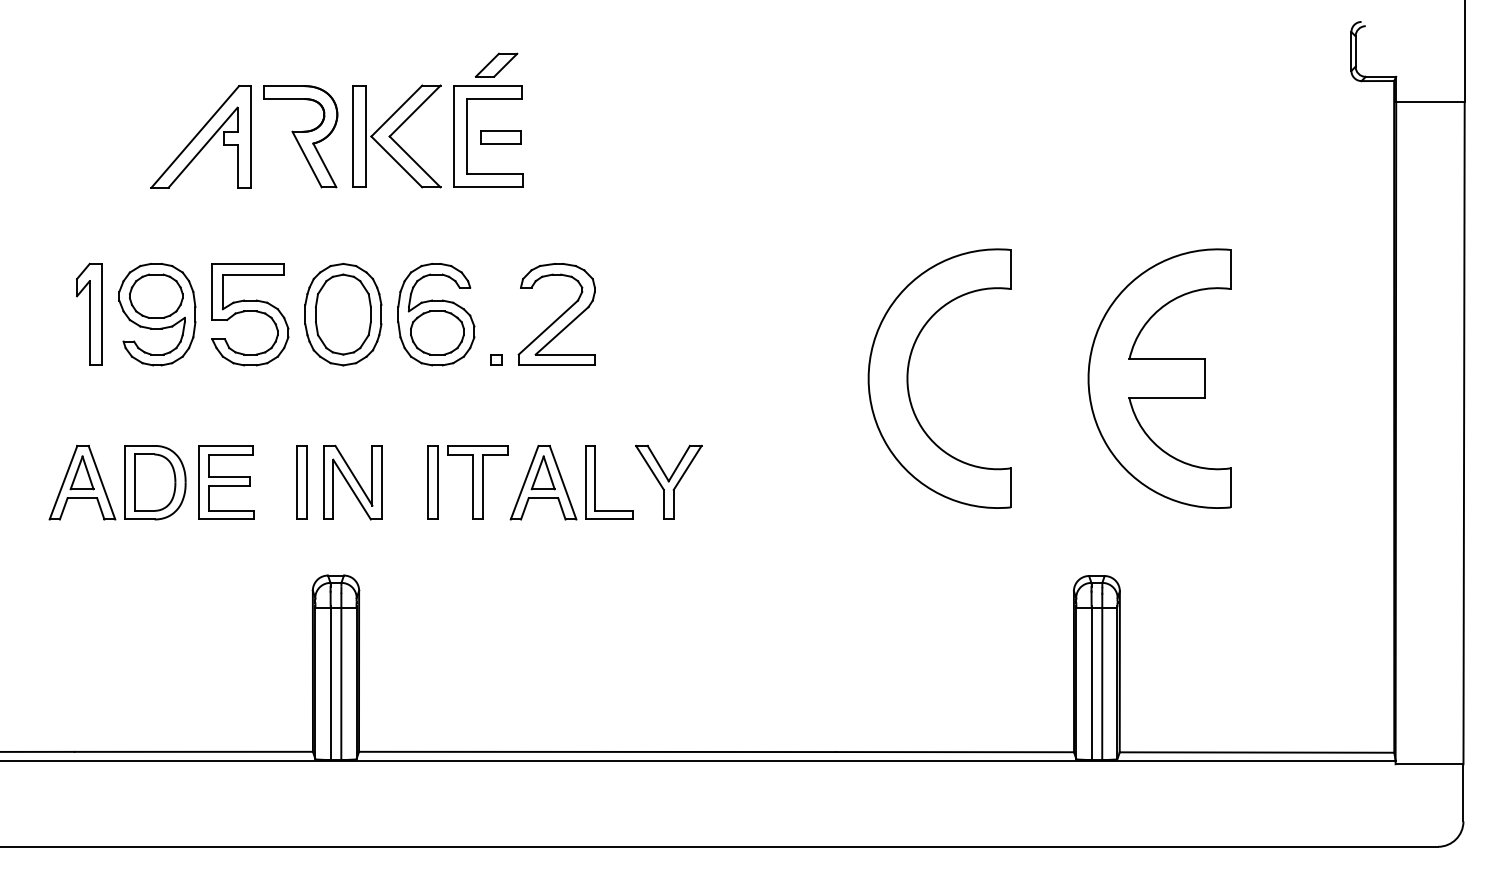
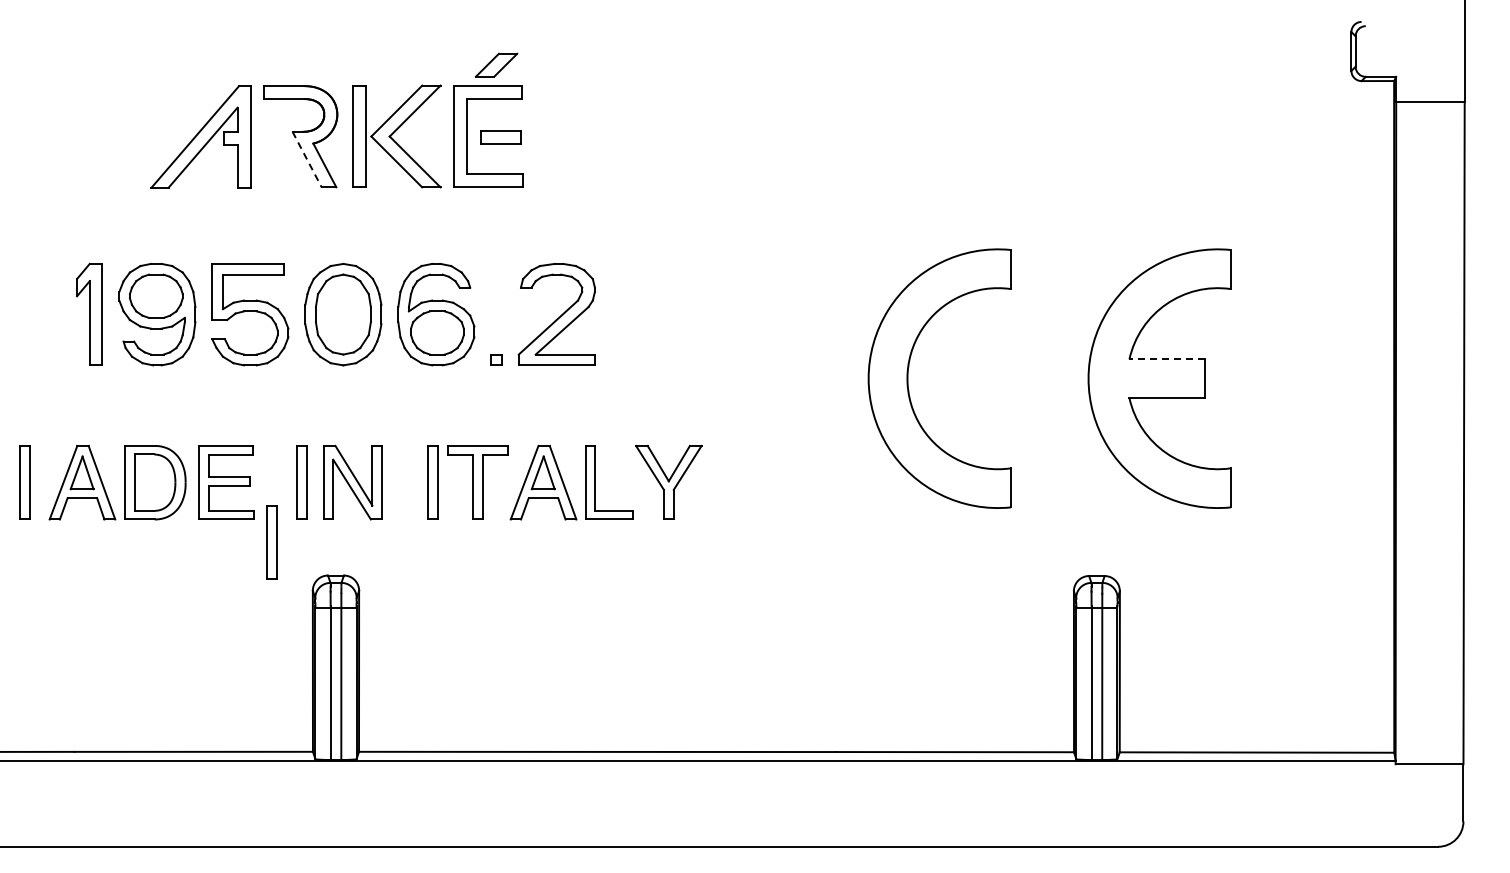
line: solid -> dashed (307, 160)
line: solid -> dashed (1167, 359)
part: none -> present (24, 482)
part: none -> present (271, 542)
